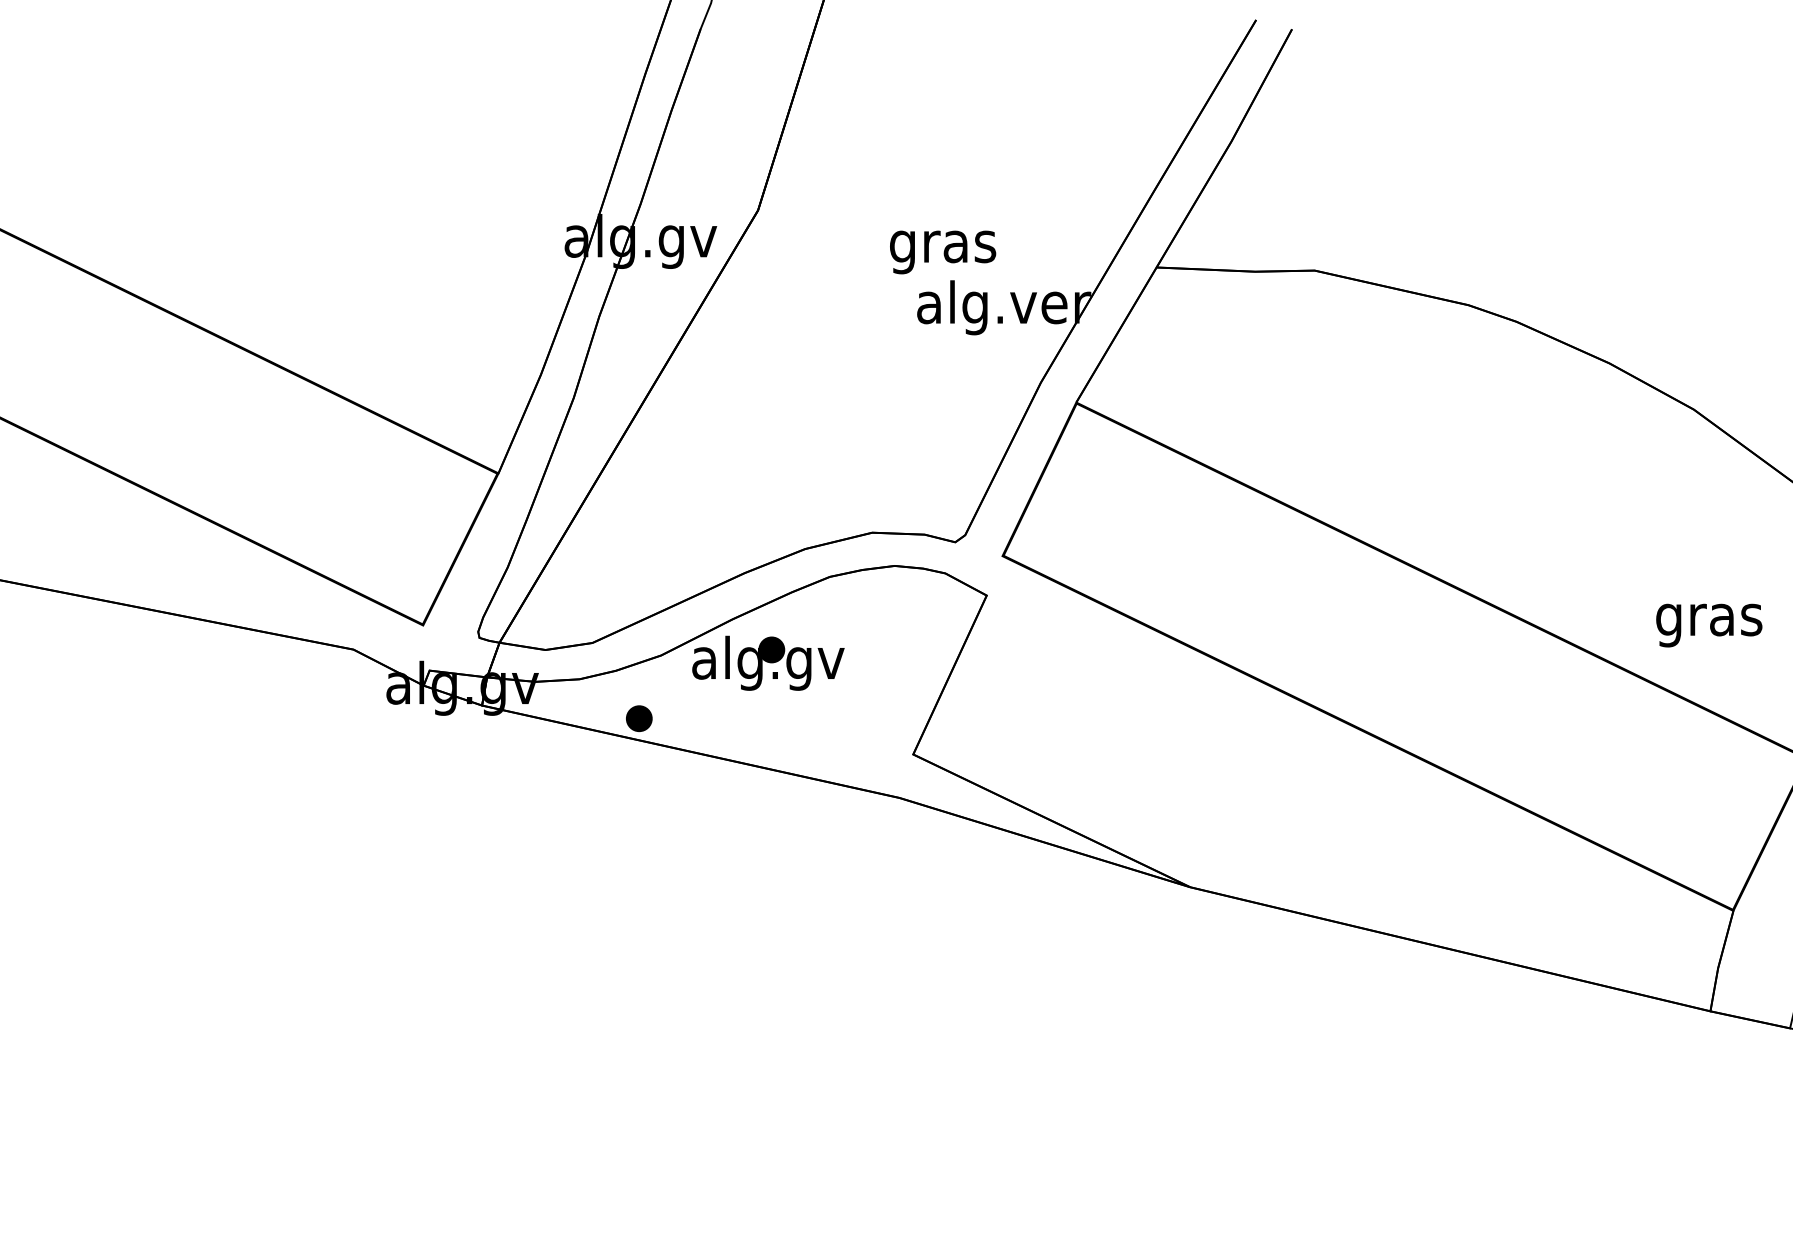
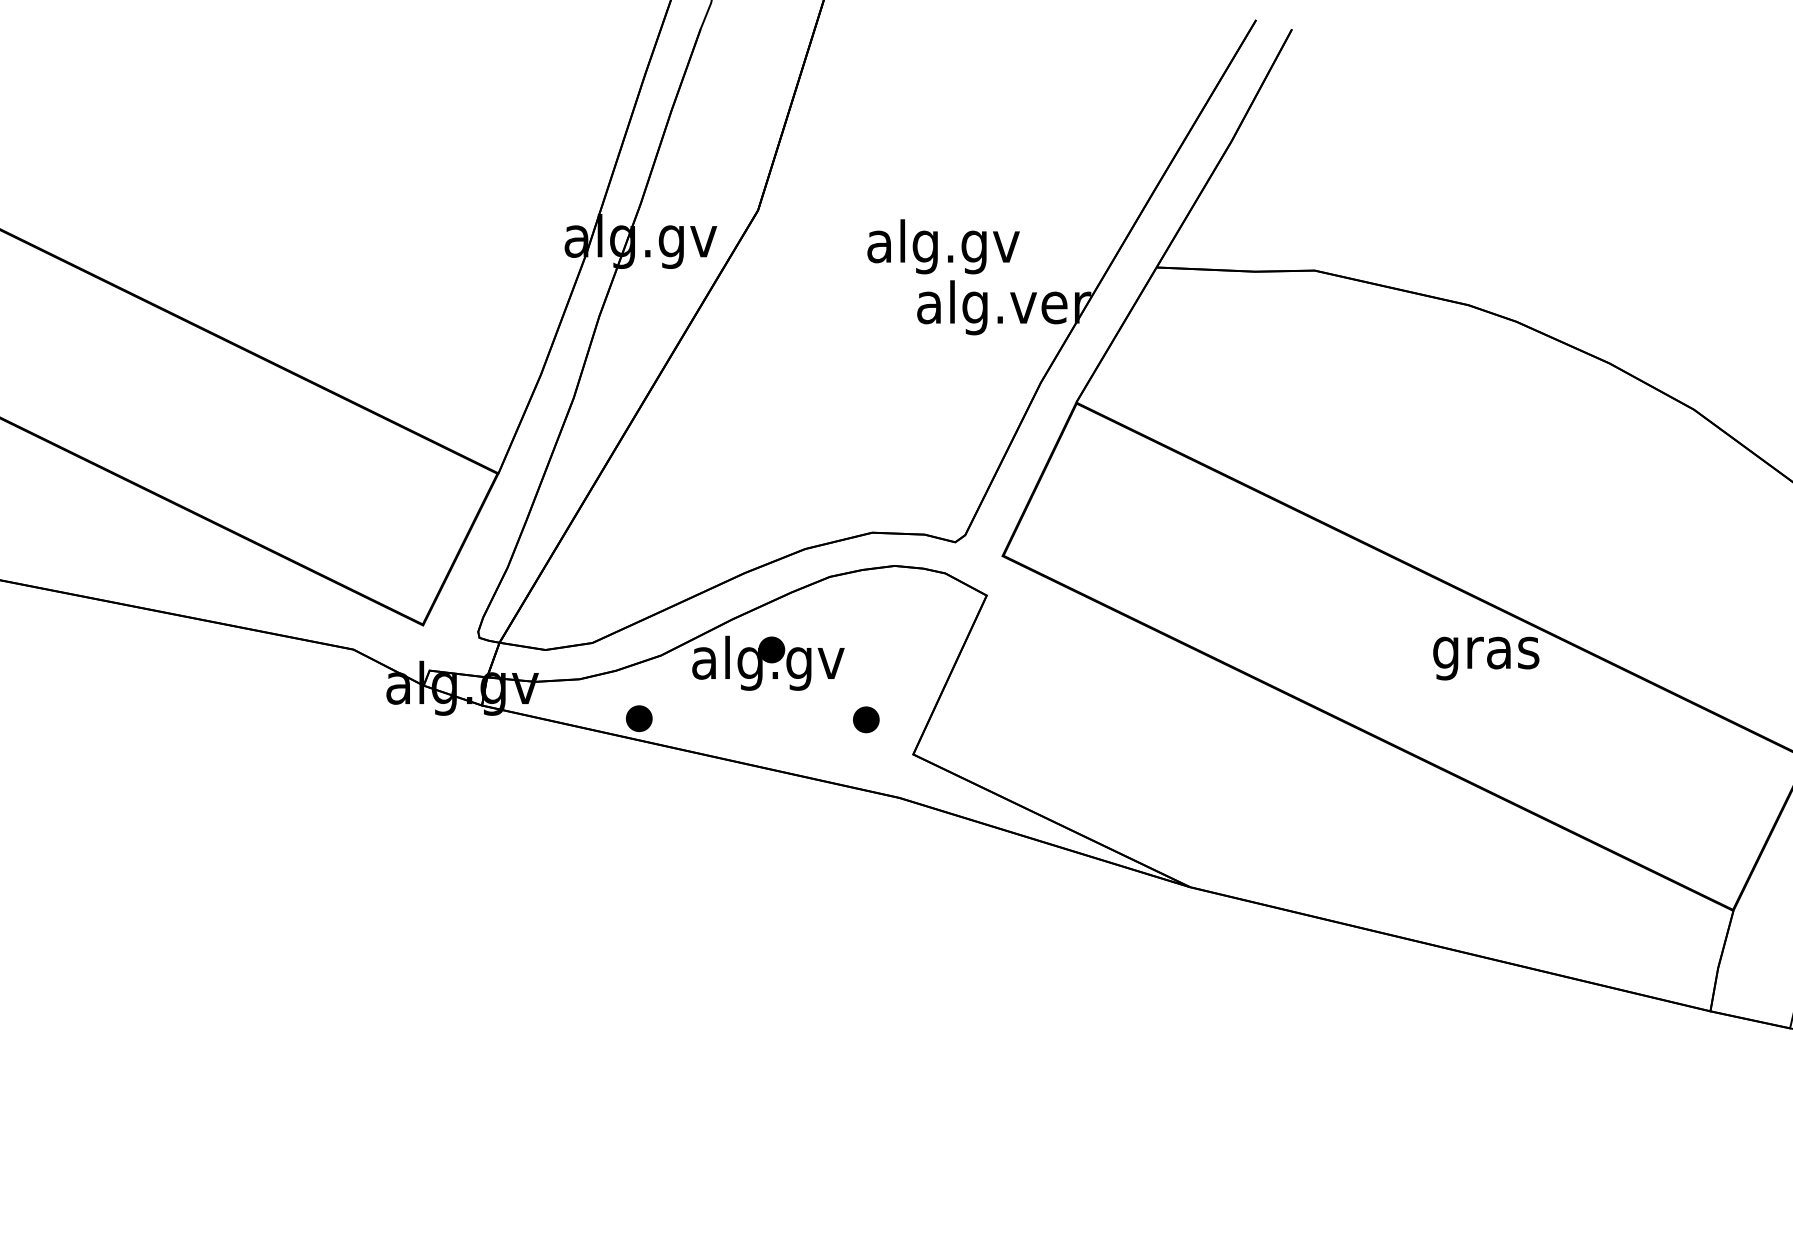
text: gras -> alg.gv (943, 246)
text position: (1709, 625) -> (1486, 658) (1486, 658)
part: none -> present (866, 719)
